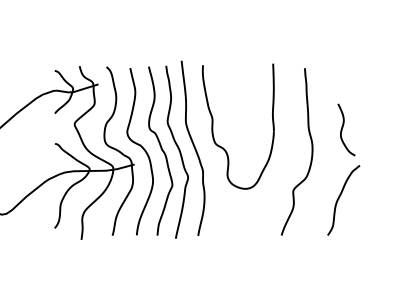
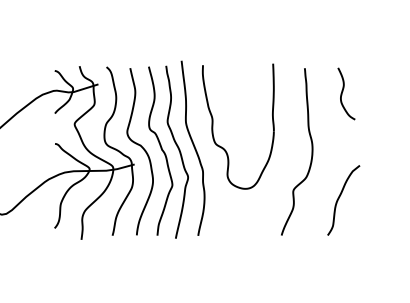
curve position: (343, 127) -> (343, 91) (343, 91)
